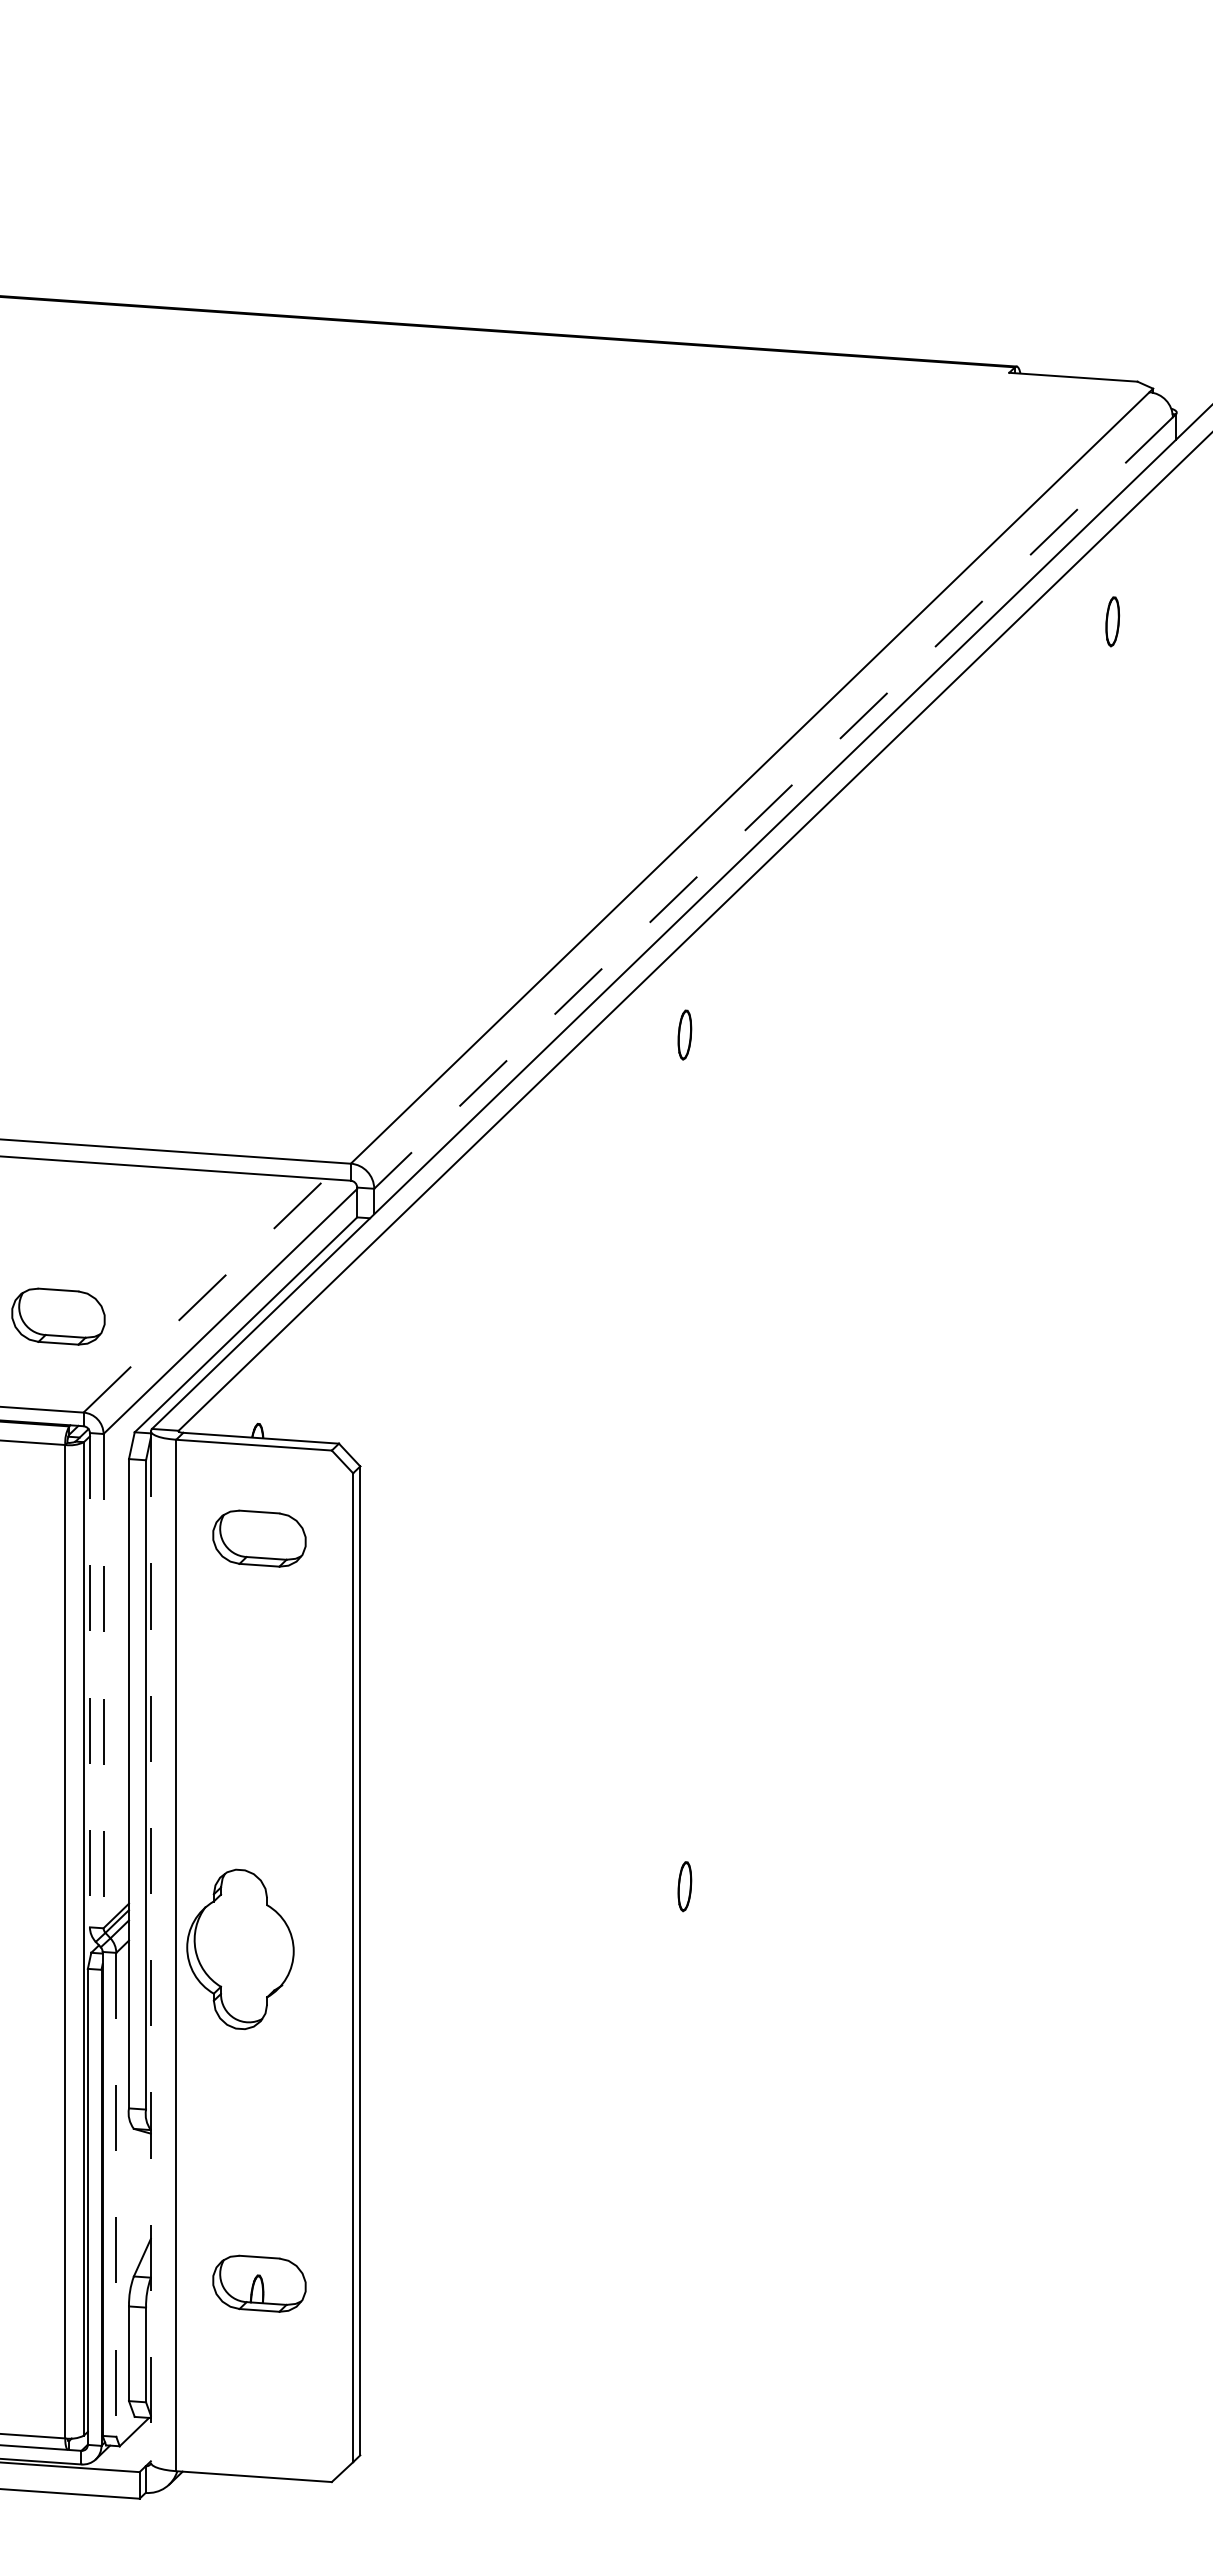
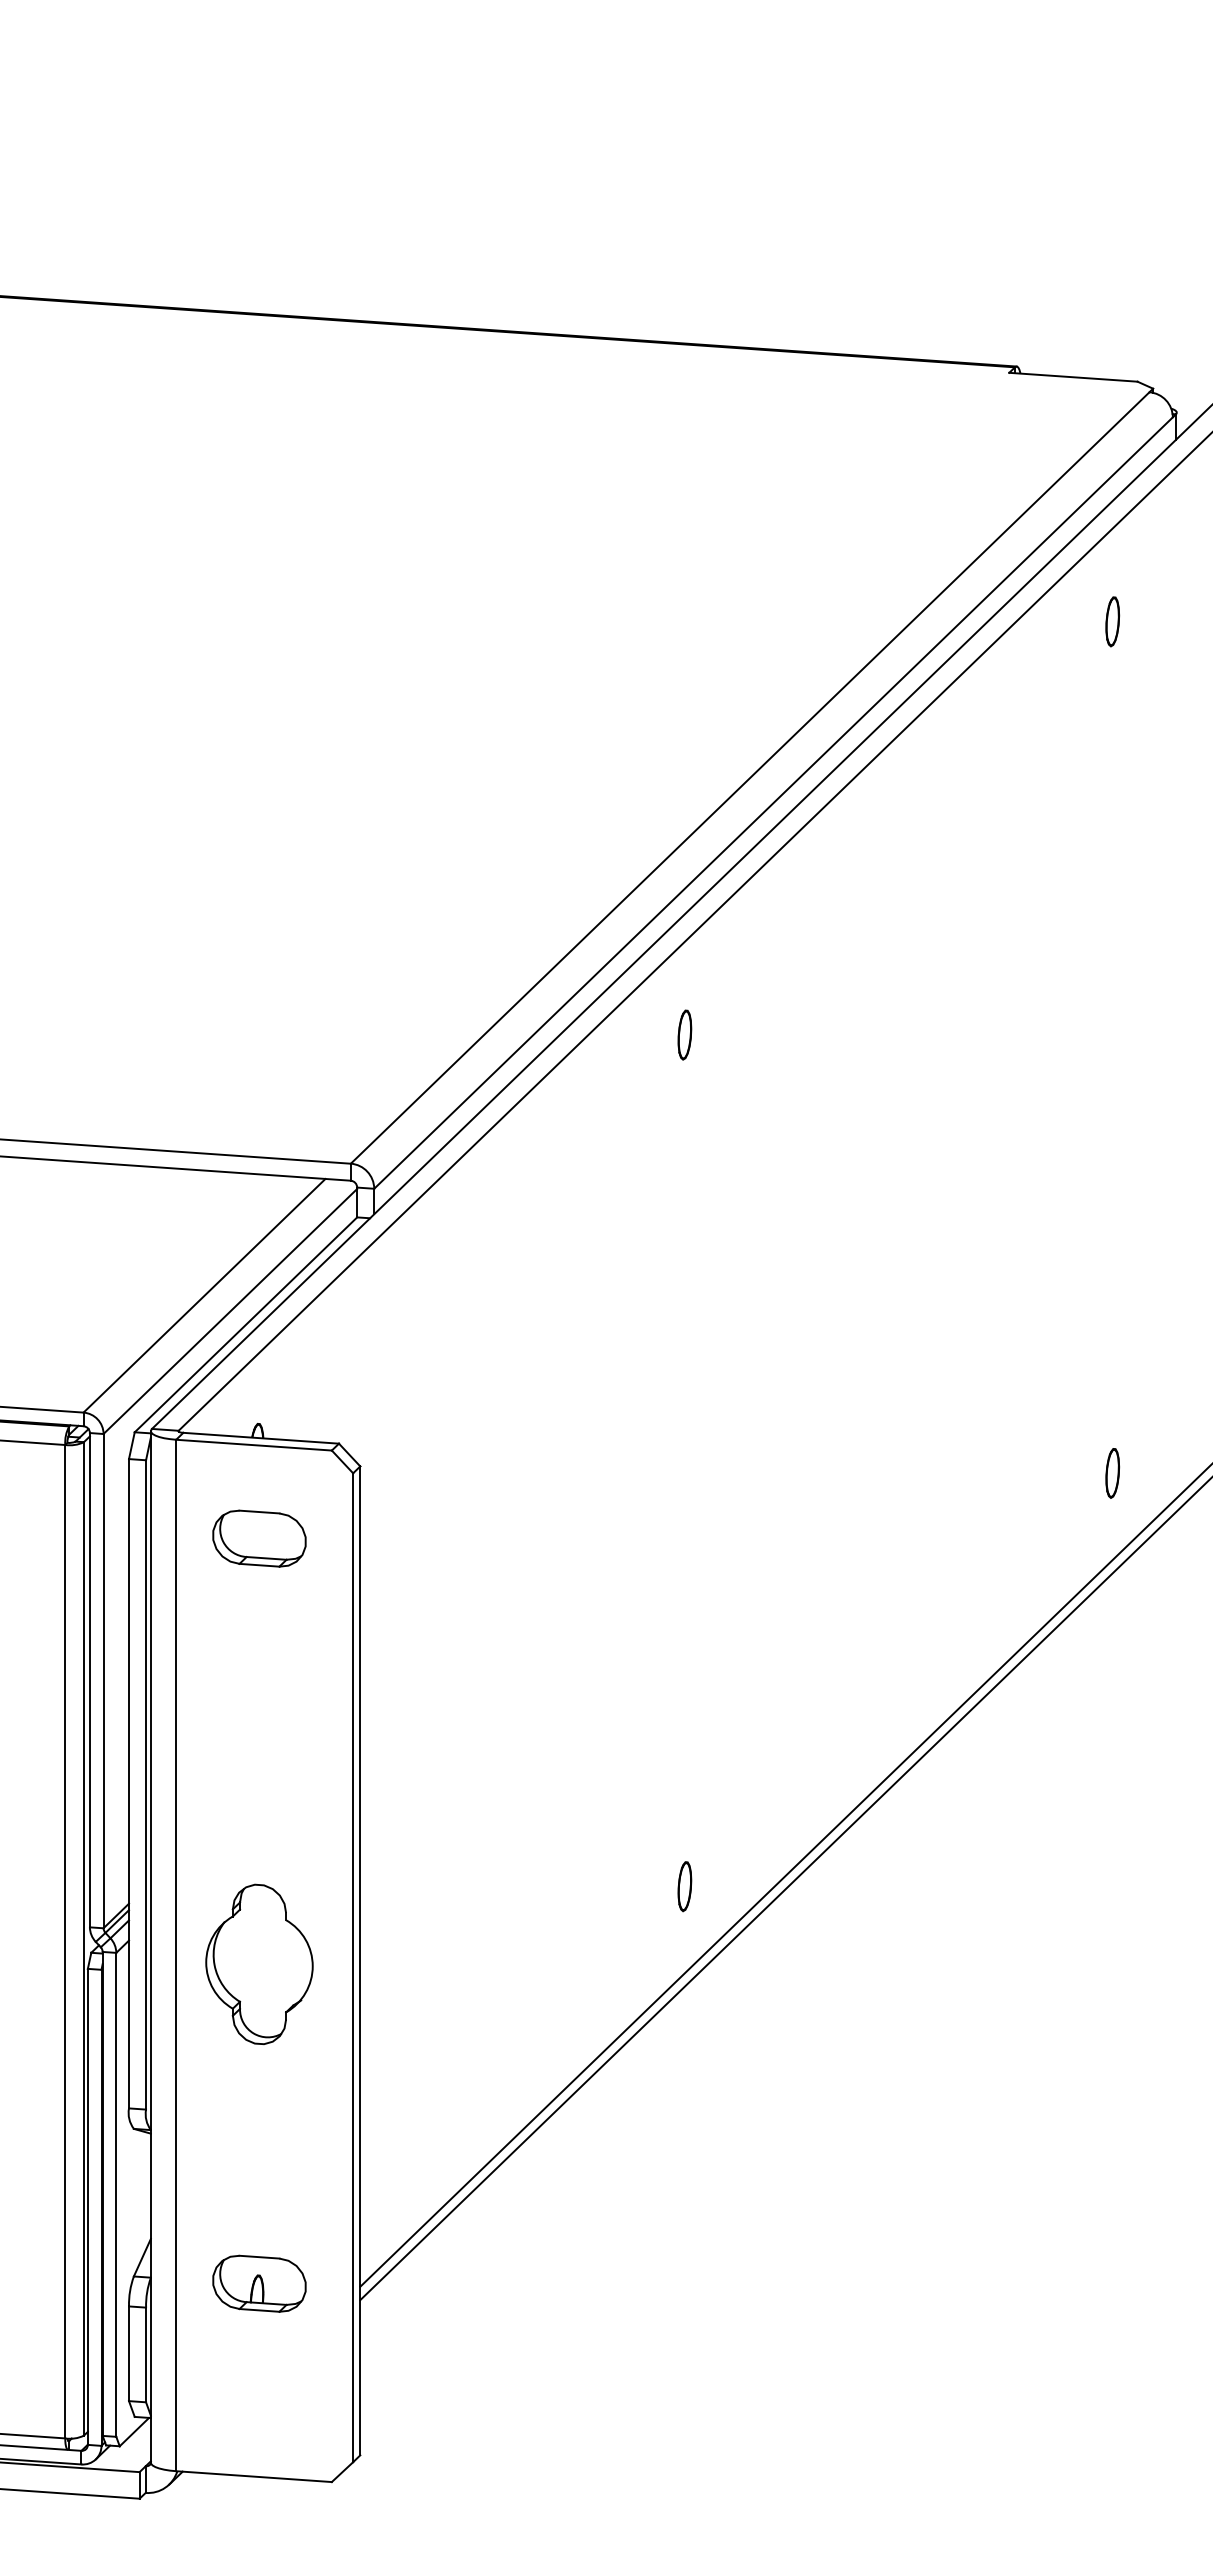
line: dashed -> solid (773, 803)
line: dashed -> solid (204, 1295)
part: present -> none (58, 1316)
part: none -> present (1112, 1473)
line: dashed -> solid (89, 1680)
line: dashed -> solid (103, 1681)
line: none -> present (784, 1876)
line: none -> present (784, 1890)
line: dashed -> solid (150, 1946)
part position: (240, 1948) -> (259, 1963) (259, 1963)
line: dashed -> solid (116, 2194)
